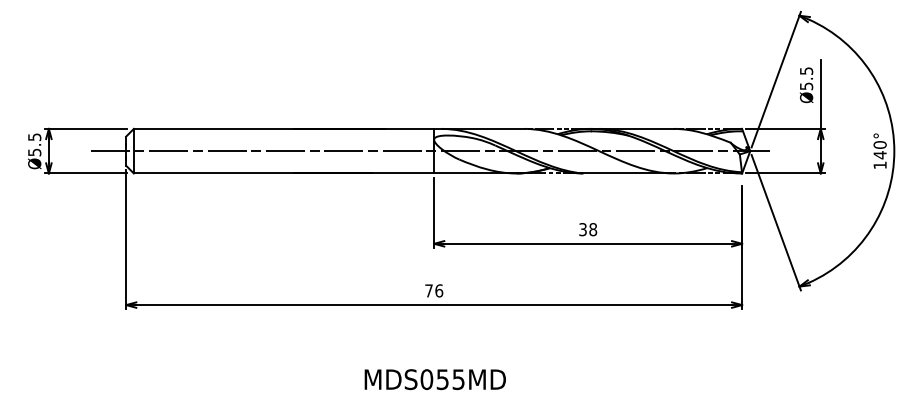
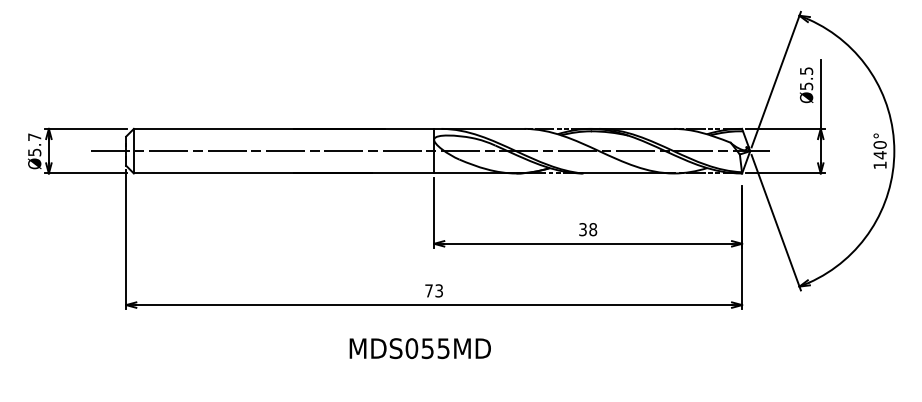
text: Ø5.5 -> Ø5.7 (34, 137)
text: 76 -> 73 (439, 290)
text position: (434, 379) -> (419, 348) (419, 348)
